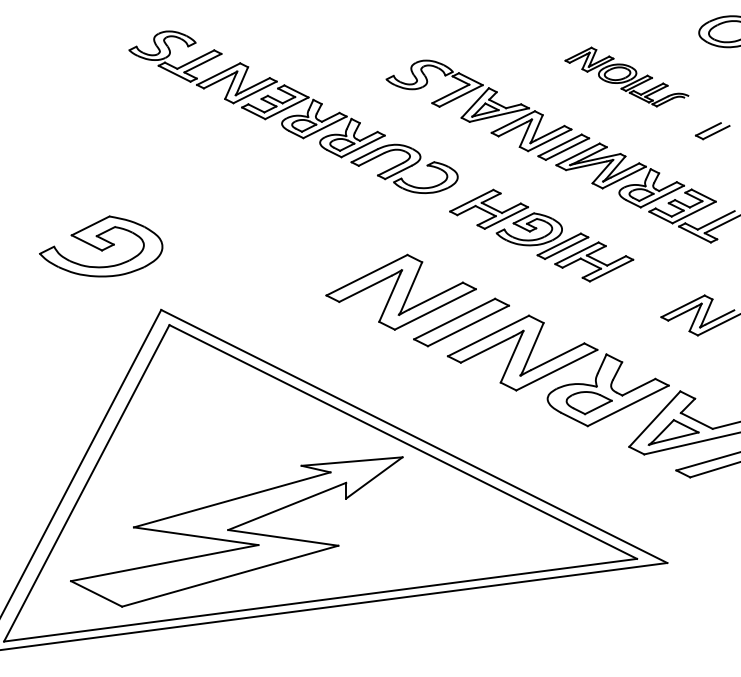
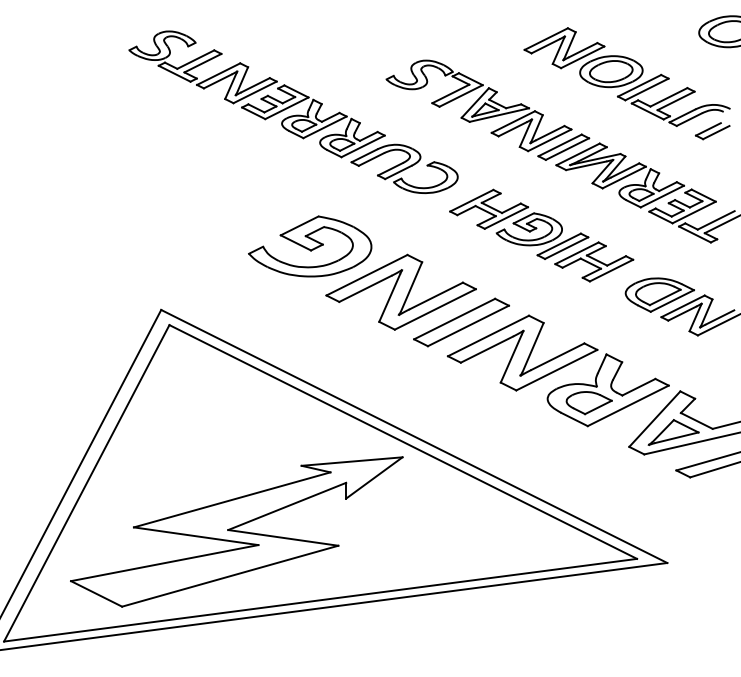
part size: 126x62 px -> 208x100 px (626, 76)
part position: (101, 246) -> (310, 246) (310, 246)
part: none -> present (659, 294)
